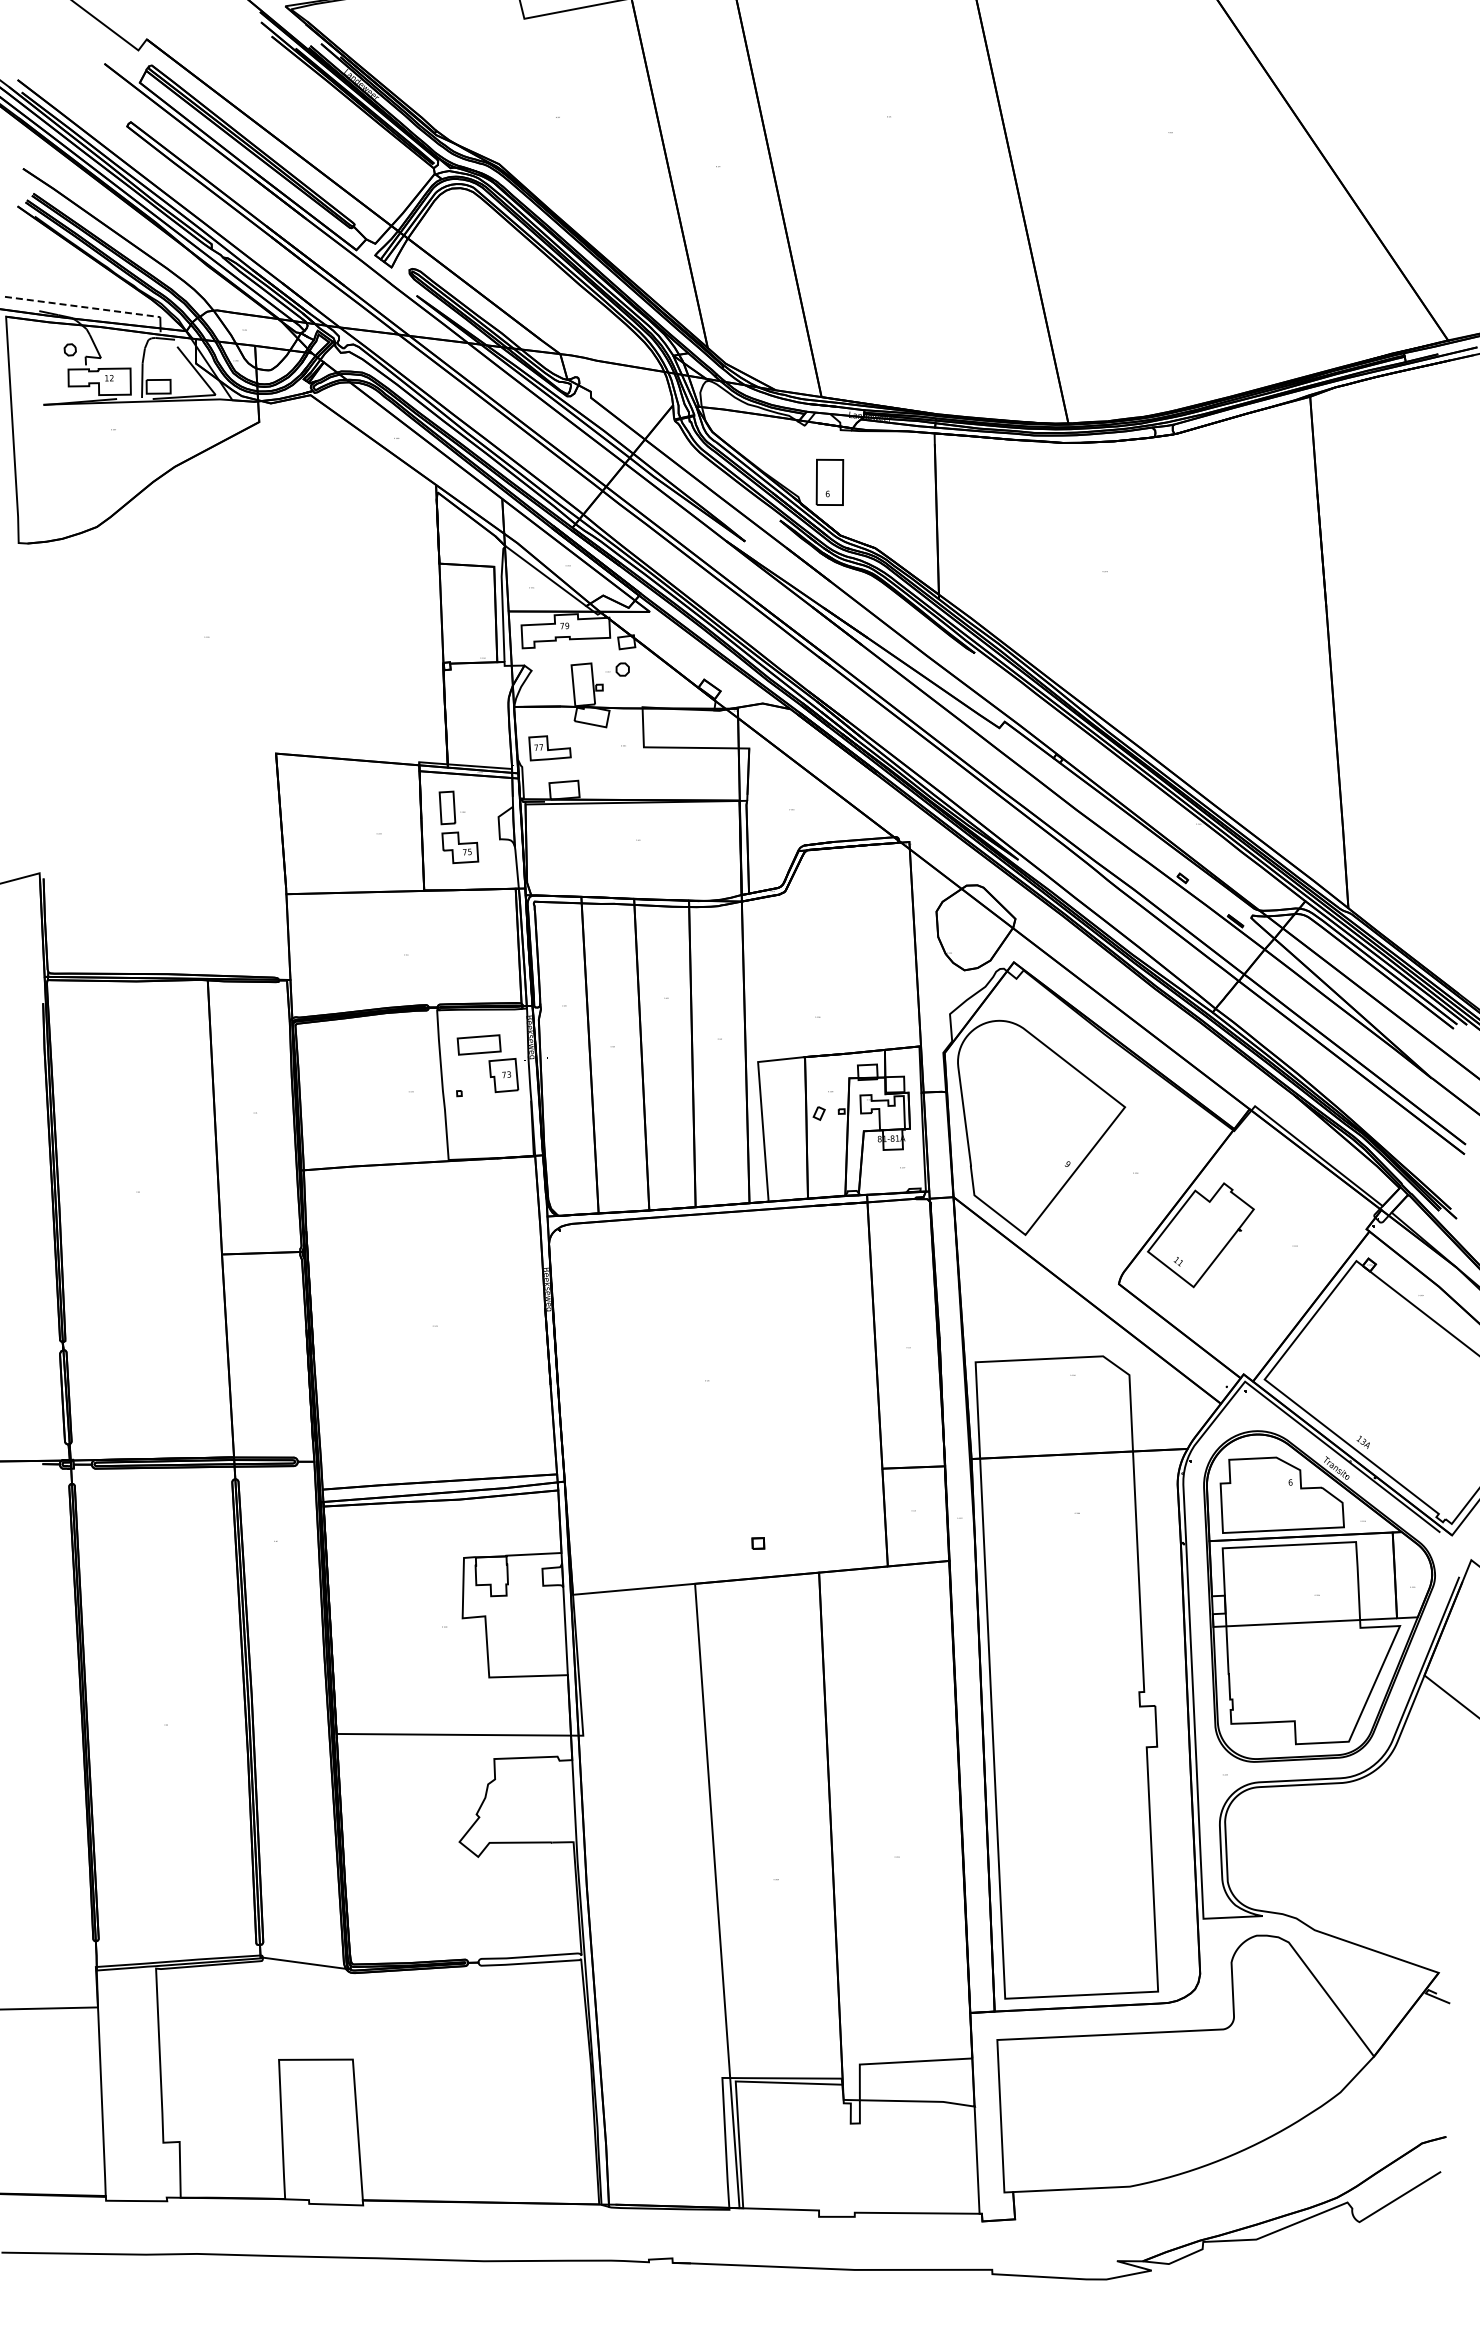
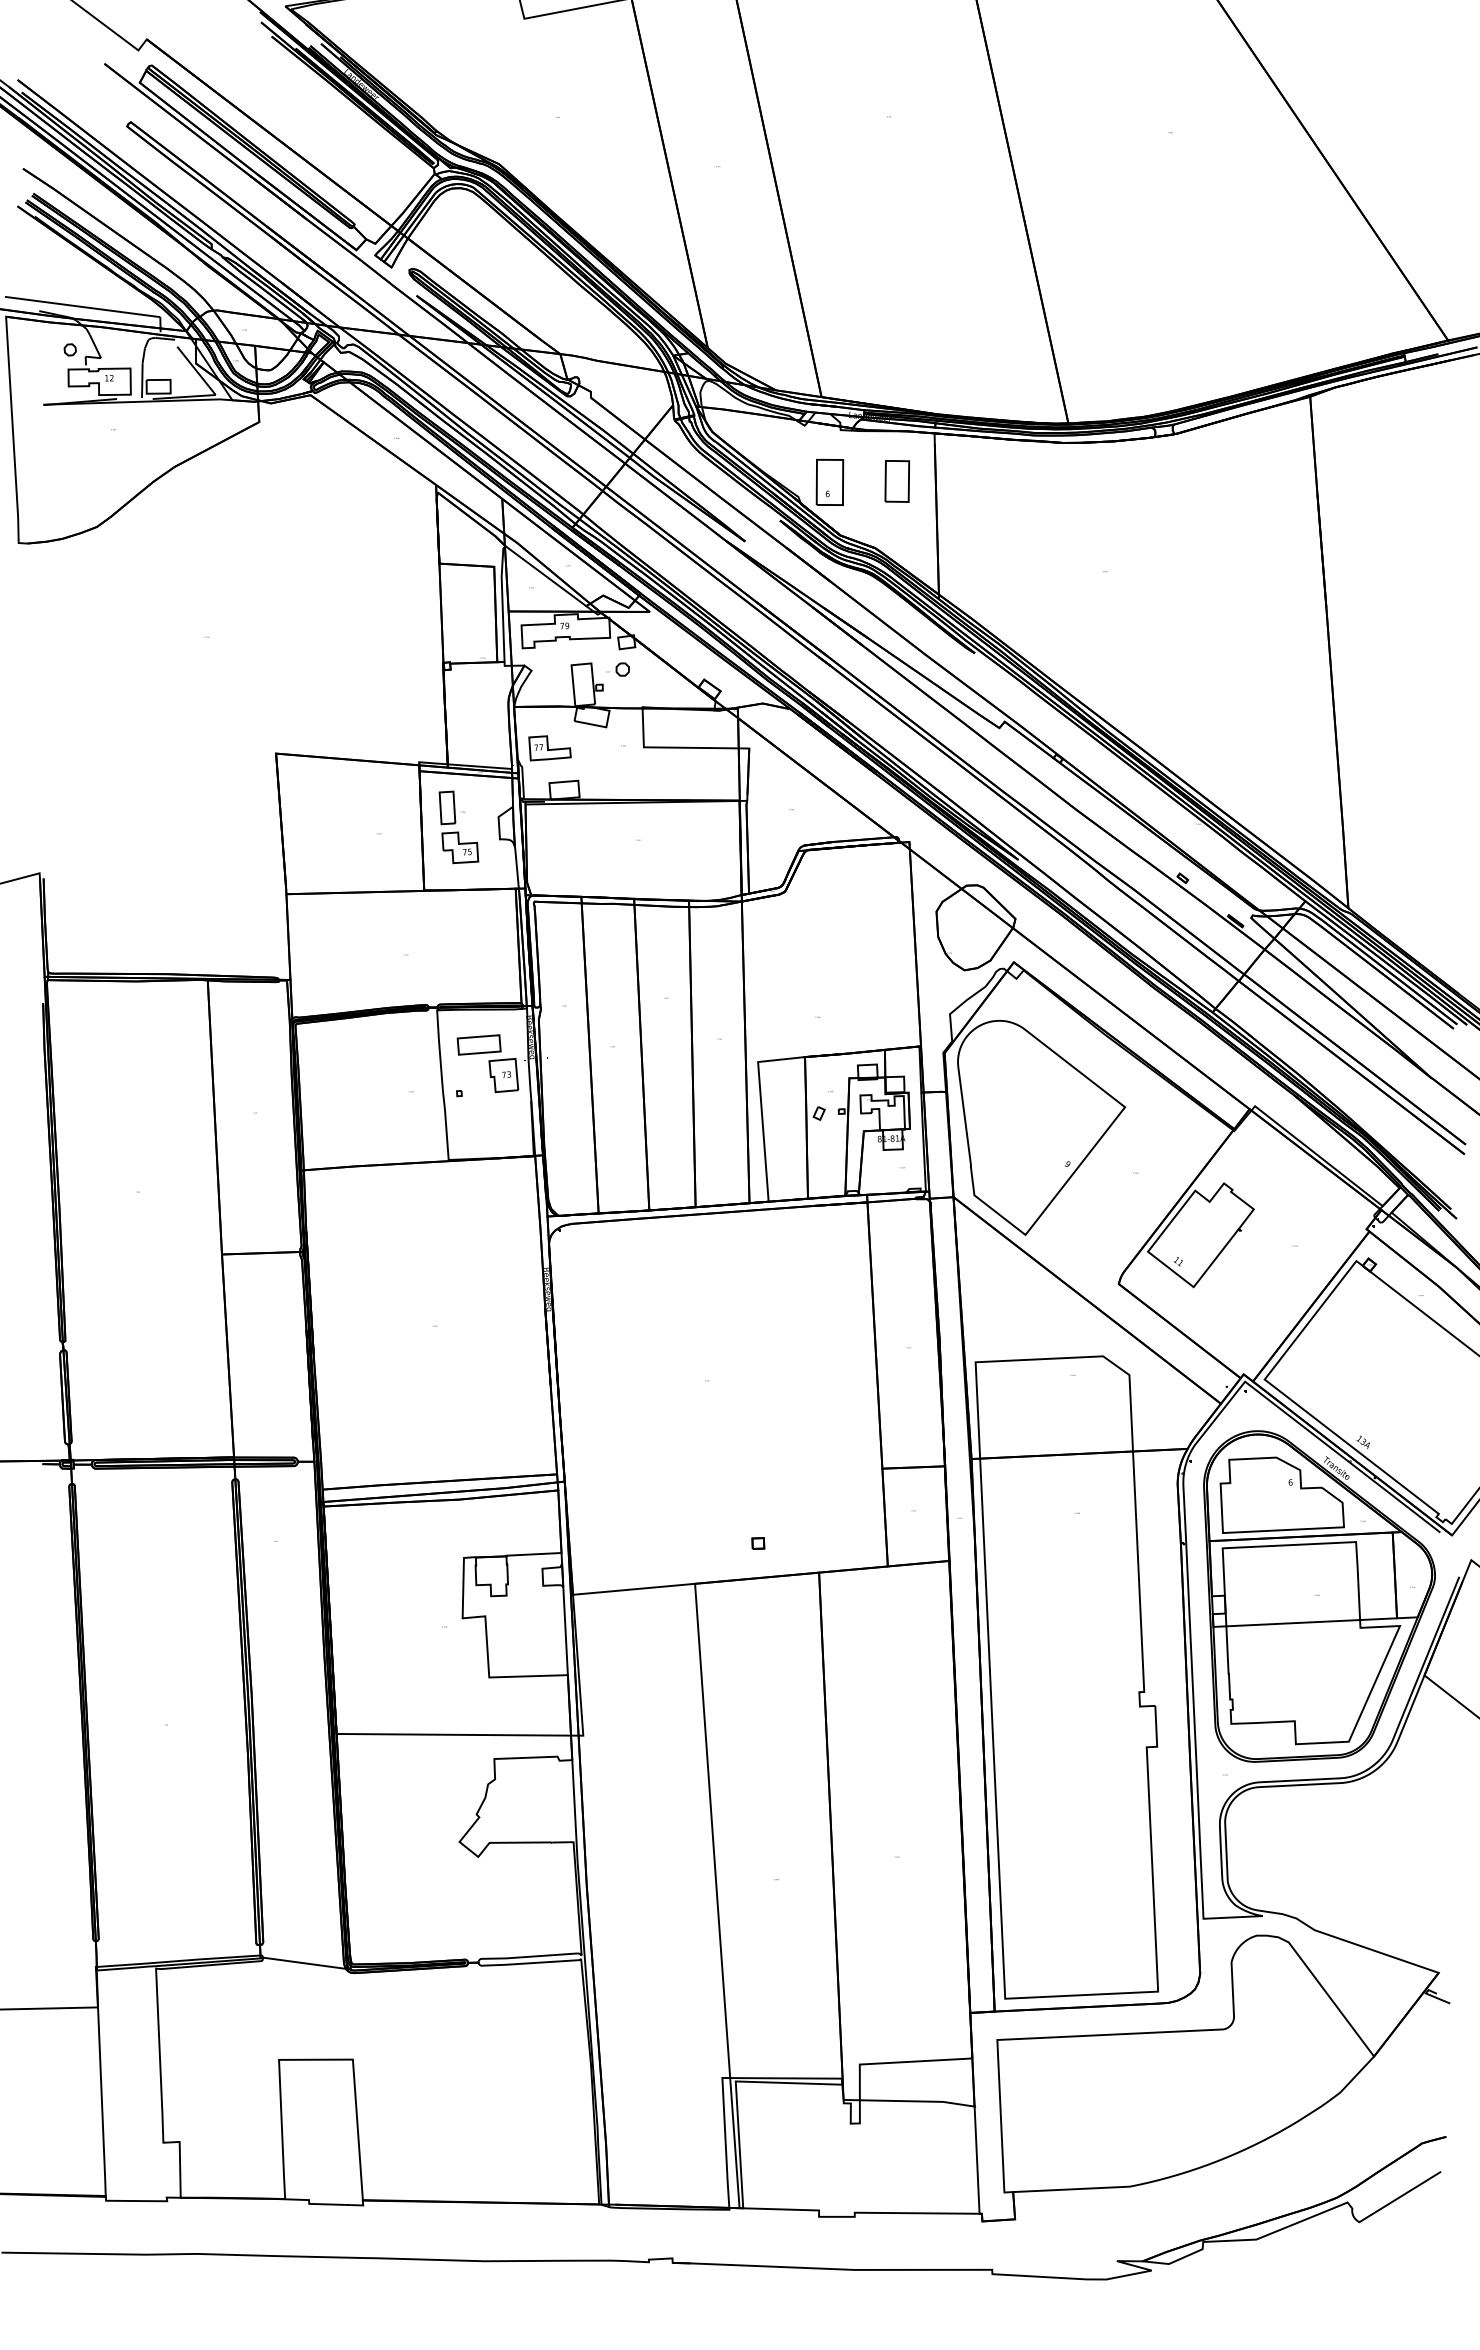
line: dashed -> solid (83, 307)
part: none -> present (897, 481)
